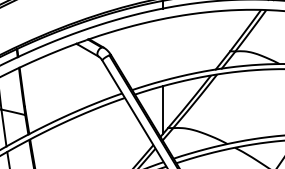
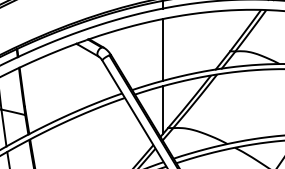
line: none -> present (162, 49)
